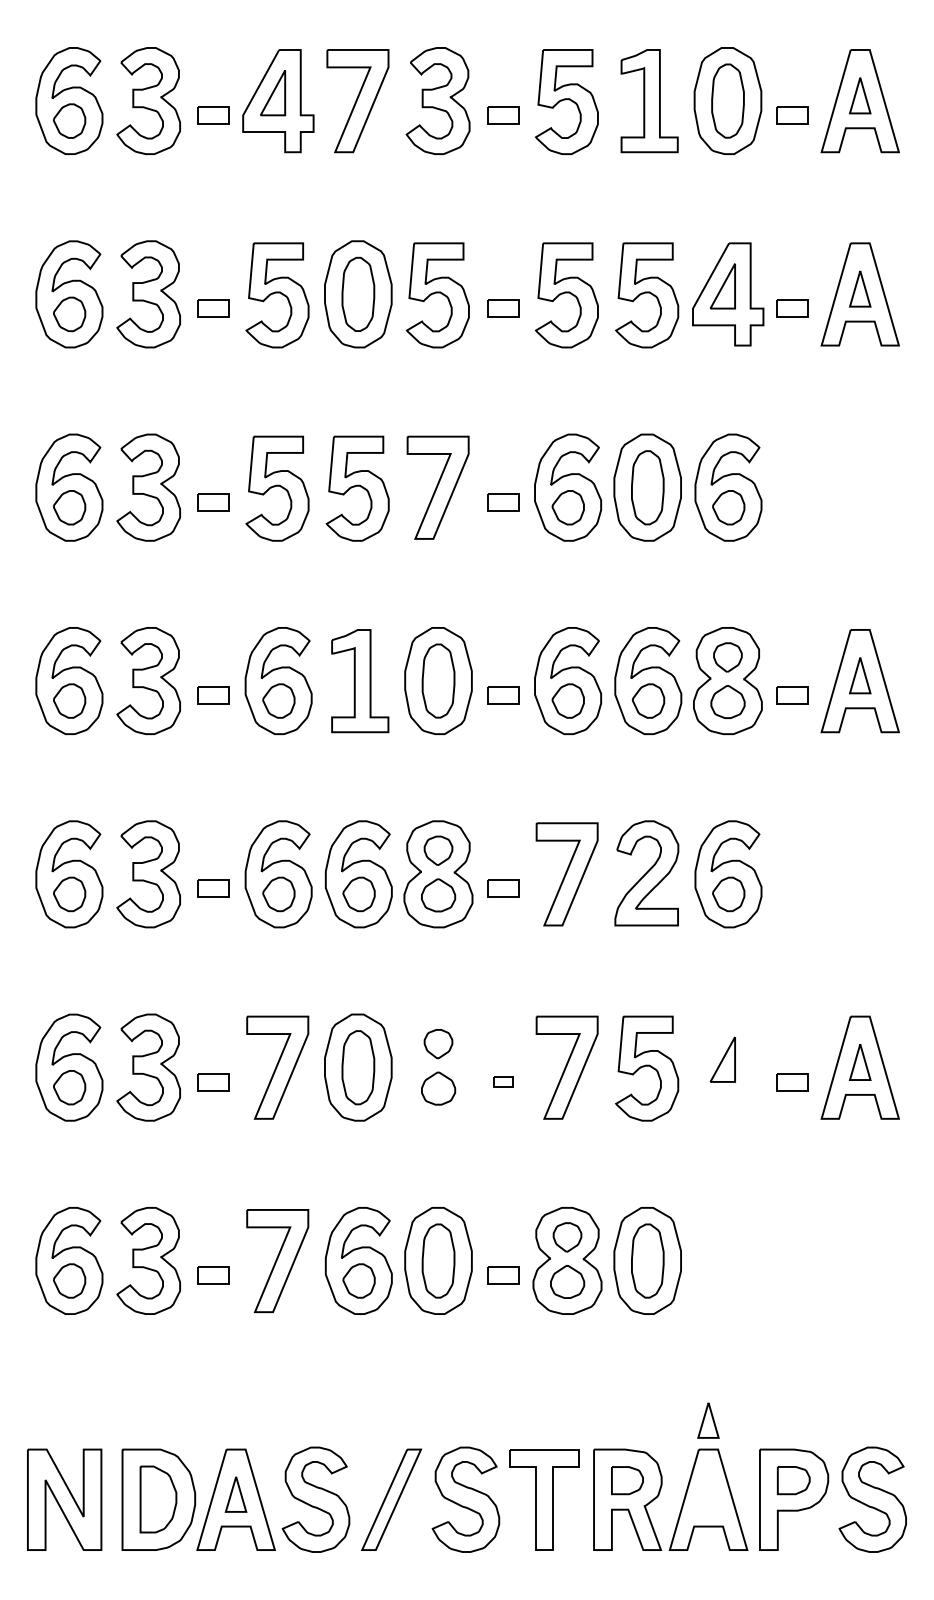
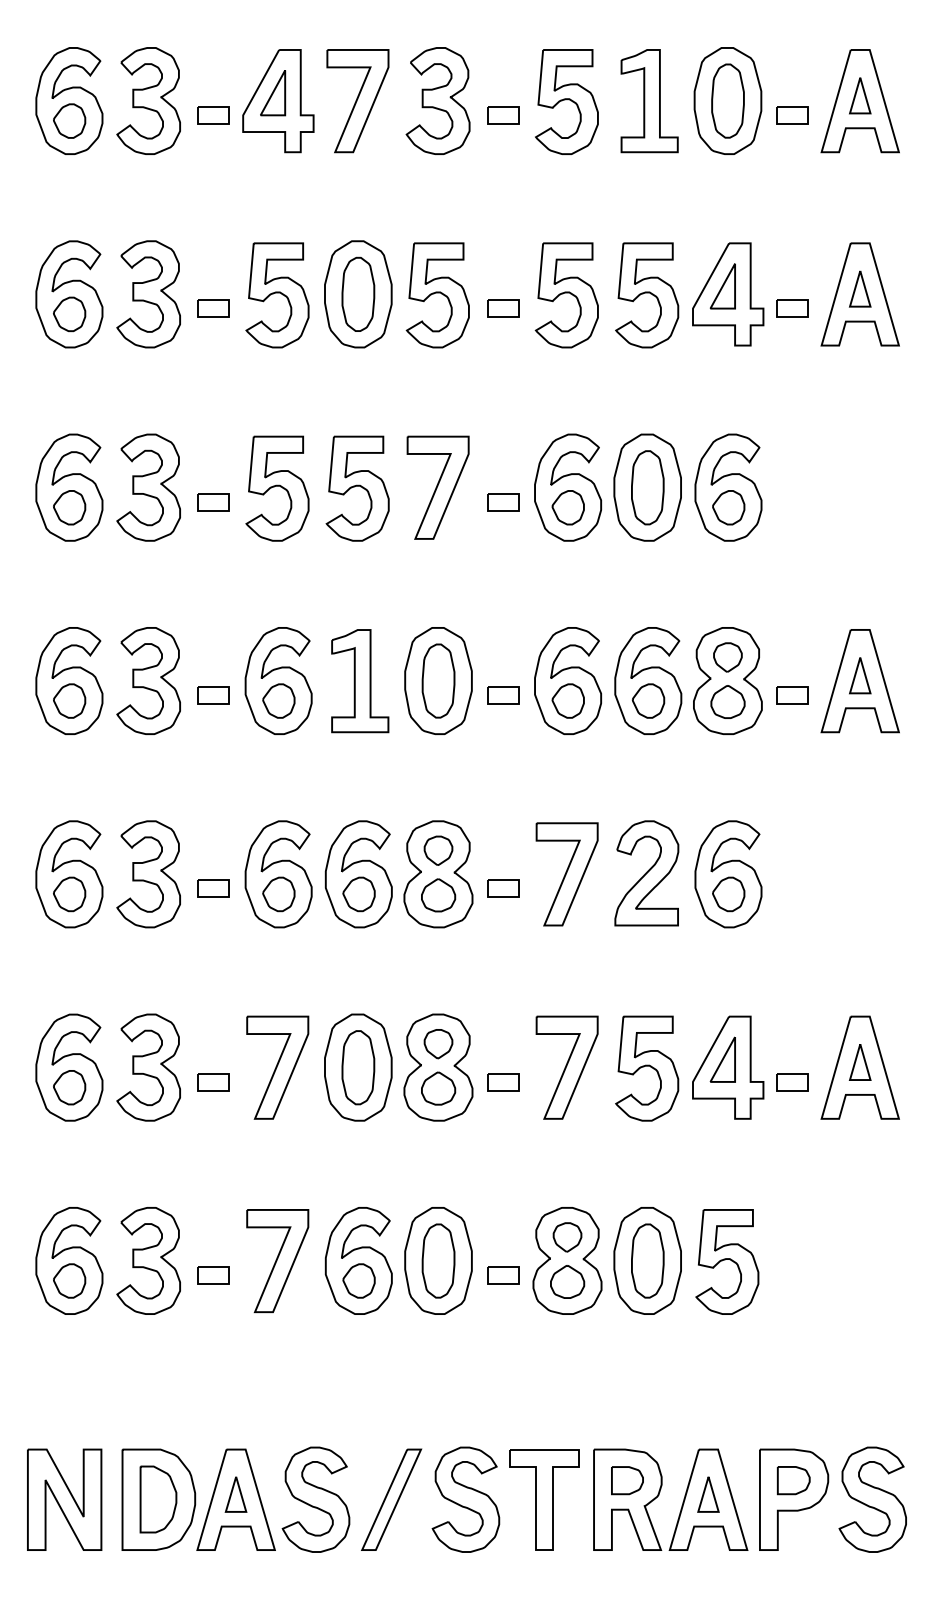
part: none -> present (438, 1067)
part: none -> present (728, 1067)
part size: 21x12 px -> 33x19 px (503, 1082)
part: none -> present (727, 1261)
part position: (708, 1420) -> (708, 1494) (708, 1494)
